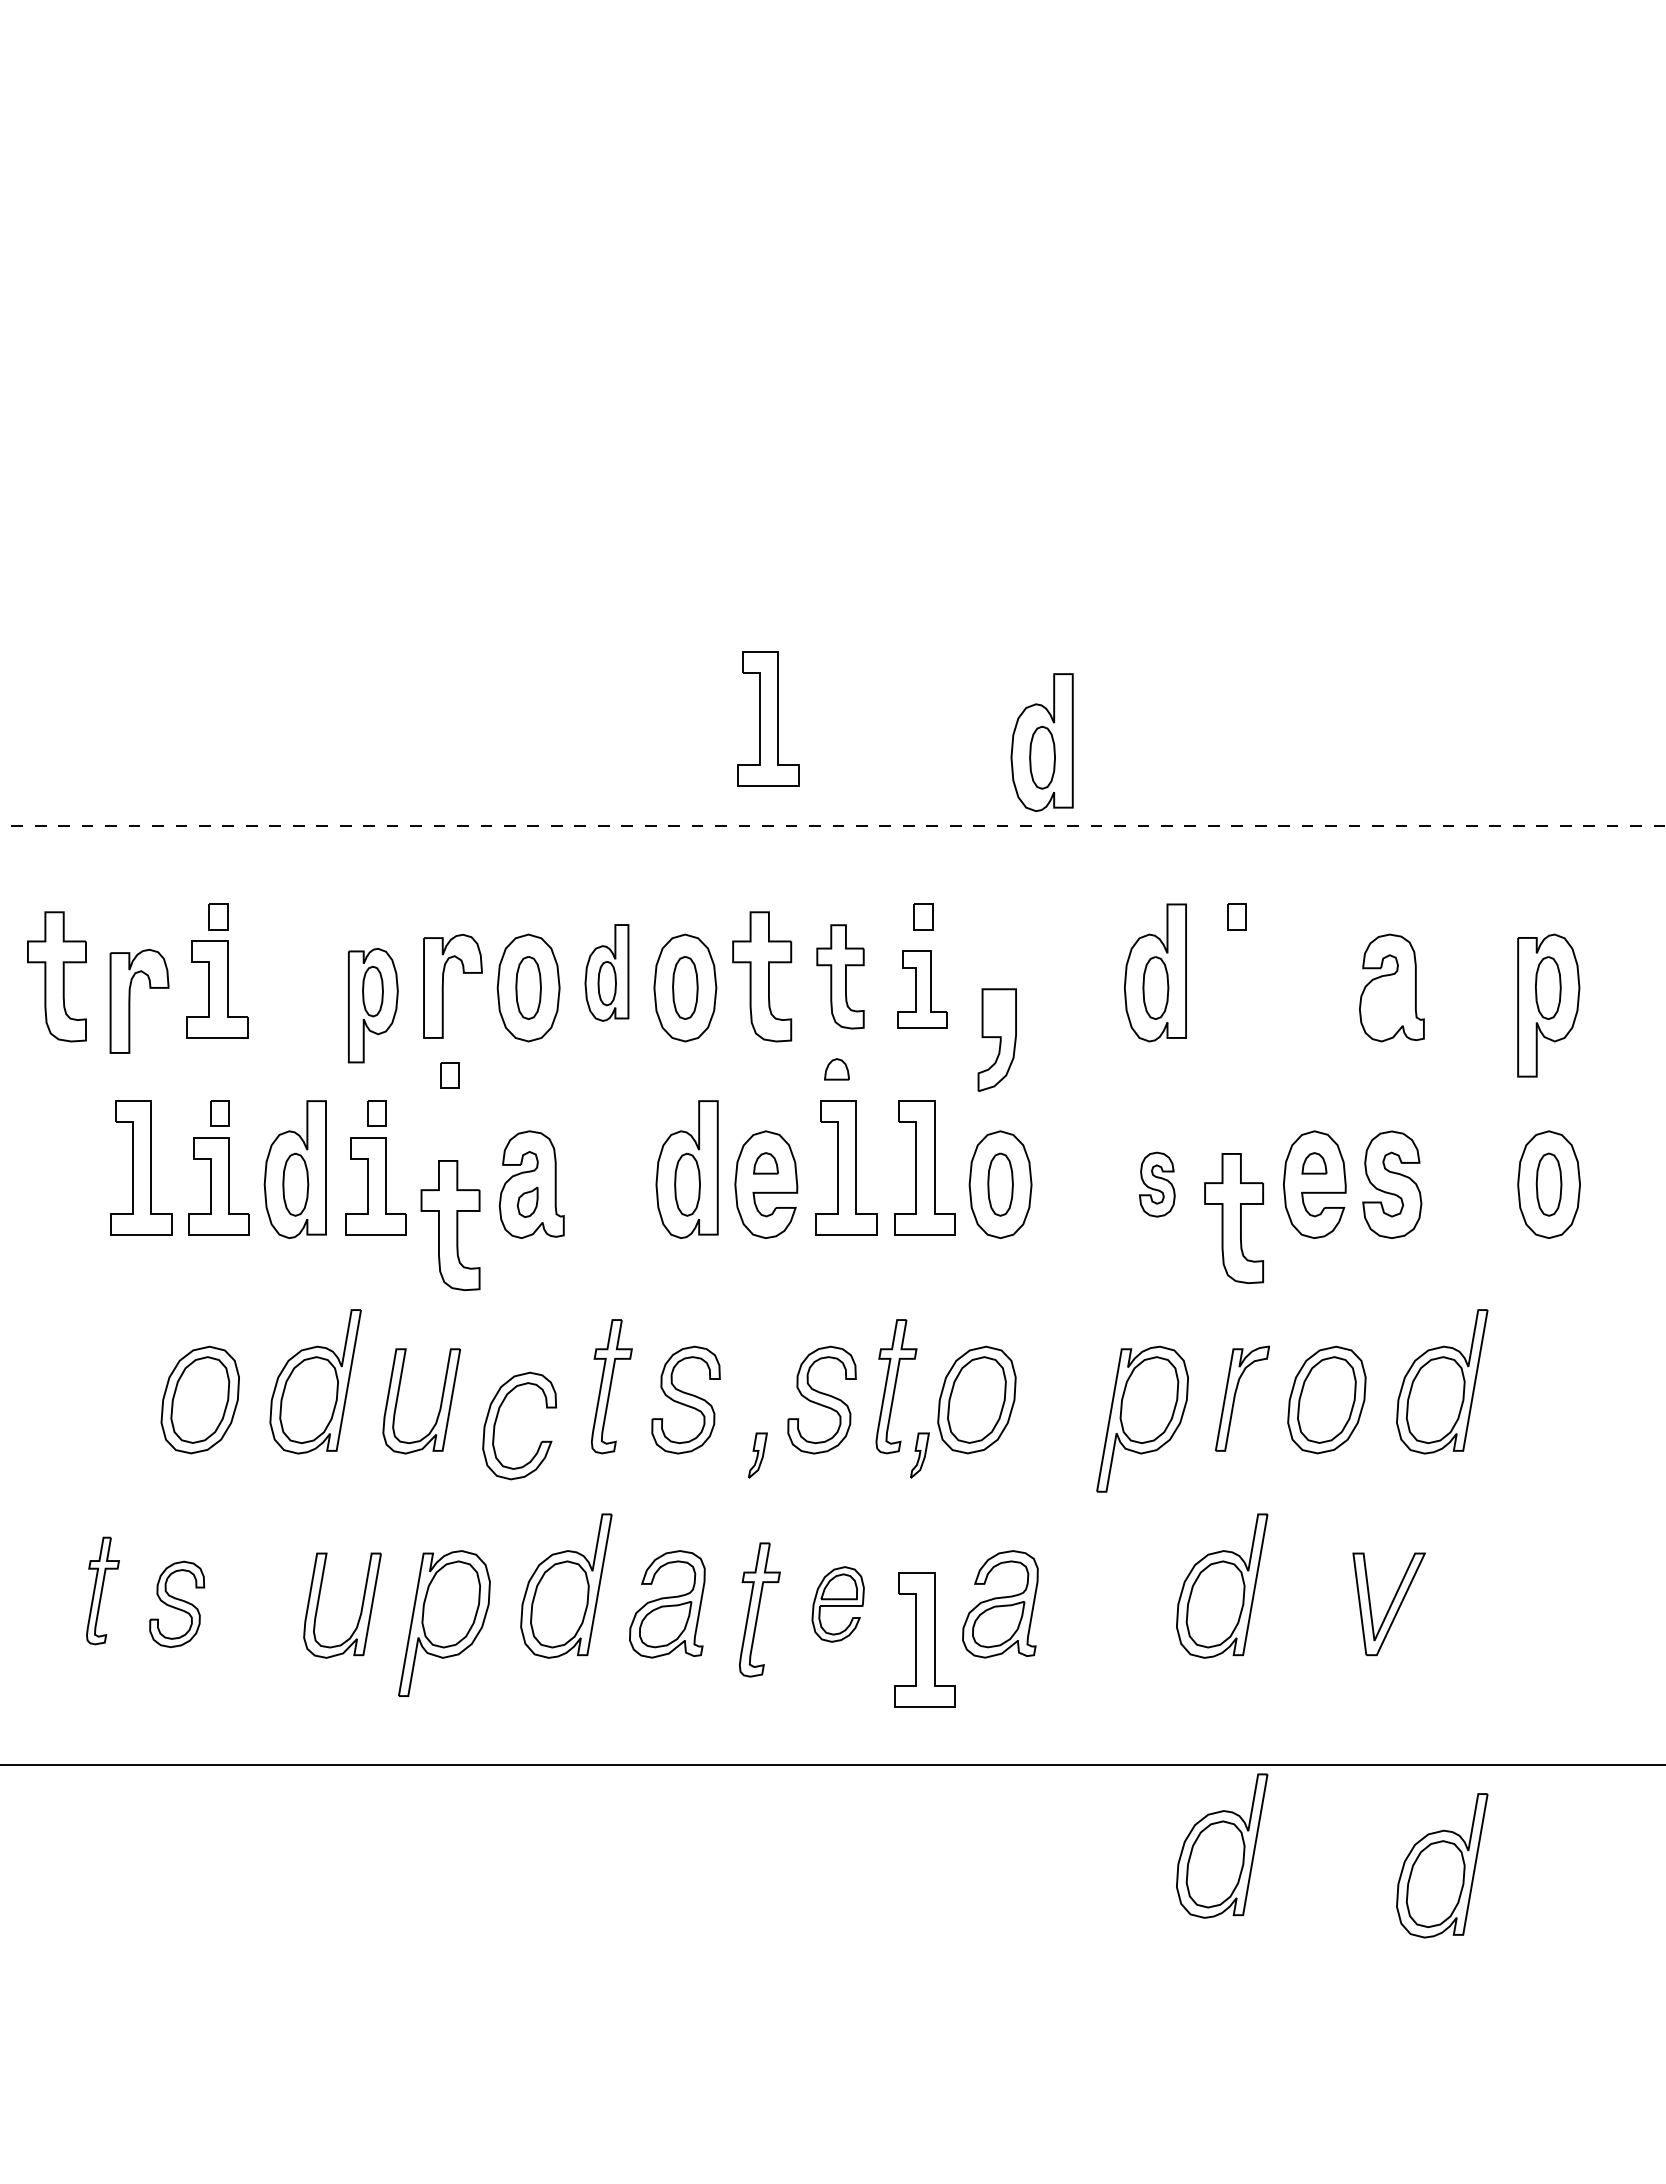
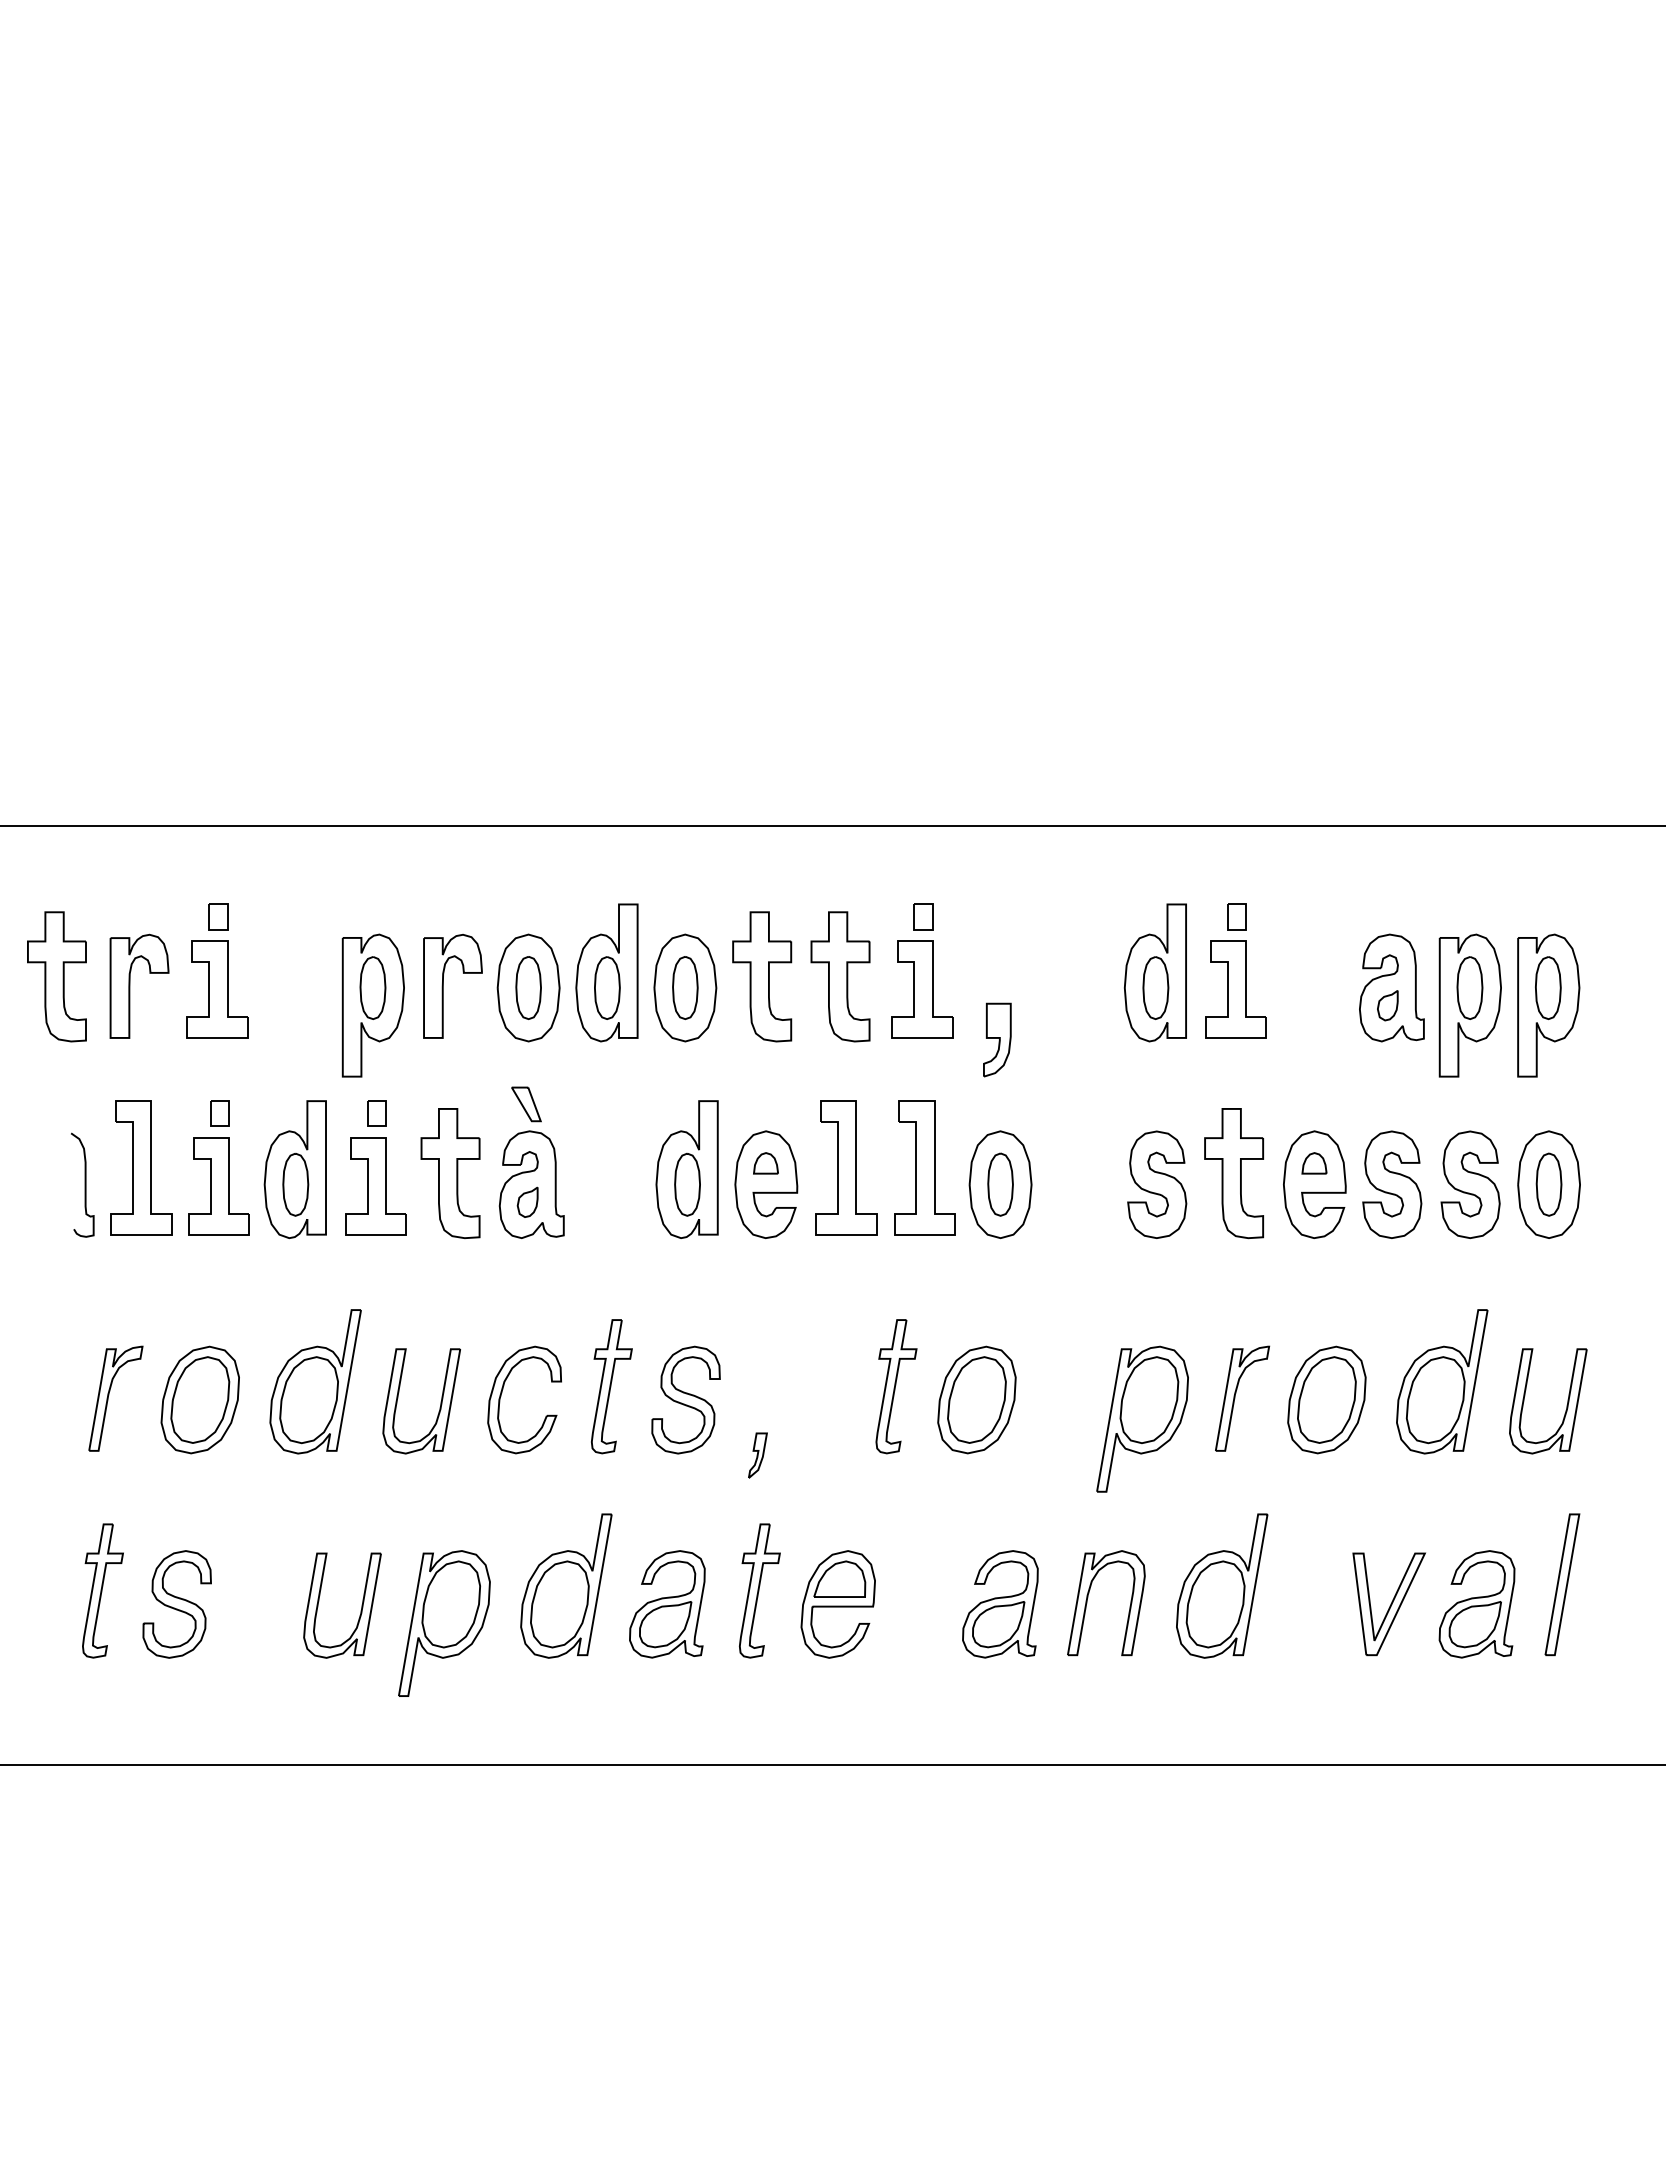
part: present -> none (768, 718)
part: present -> none (1041, 742)
line: dashed -> solid (832, 826)
part size: 46x98 px -> 64x140 px (606, 972)
part size: 49x106 px -> 61x132 px (840, 976)
part size: 51x79 px -> 63x99 px (922, 989)
part: none -> present (1235, 989)
part position: (130, 1000) -> (130, 985) (130, 985)
part size: 51x117 px -> 64x145 px (372, 1005)
part: none -> present (1387, 1005)
part: none -> present (1469, 1005)
part size: 40x104 px -> 29x76 px (997, 1039)
part: present -> none (836, 1069)
part: present -> none (449, 1075)
part: none -> present (526, 1104)
curve: none -> present (84, 1184)
part size: 37x67 px -> 61x109 px (1157, 1184)
part: none -> present (1470, 1184)
part position: (1233, 1218) -> (1233, 1173) (1233, 1173)
part position: (450, 1225) -> (450, 1173) (450, 1173)
part: none -> present (109, 1395)
part: present -> none (821, 1399)
part: none -> present (1566, 1405)
part position: (497, 1419) -> (502, 1393) (502, 1393)
part: present -> none (919, 1455)
part: none -> present (1562, 1584)
part size: 34x110 px -> 42x136 px (102, 1590)
part: none -> present (1088, 1597)
part size: 57x89 px -> 70x109 px (176, 1604)
part size: 54x77 px -> 76x109 px (837, 1604)
part: none -> present (1476, 1604)
part position: (759, 1609) -> (759, 1590) (759, 1590)
part: present -> none (924, 1639)
part: present -> none (1222, 1845)
part: present -> none (1442, 1865)
